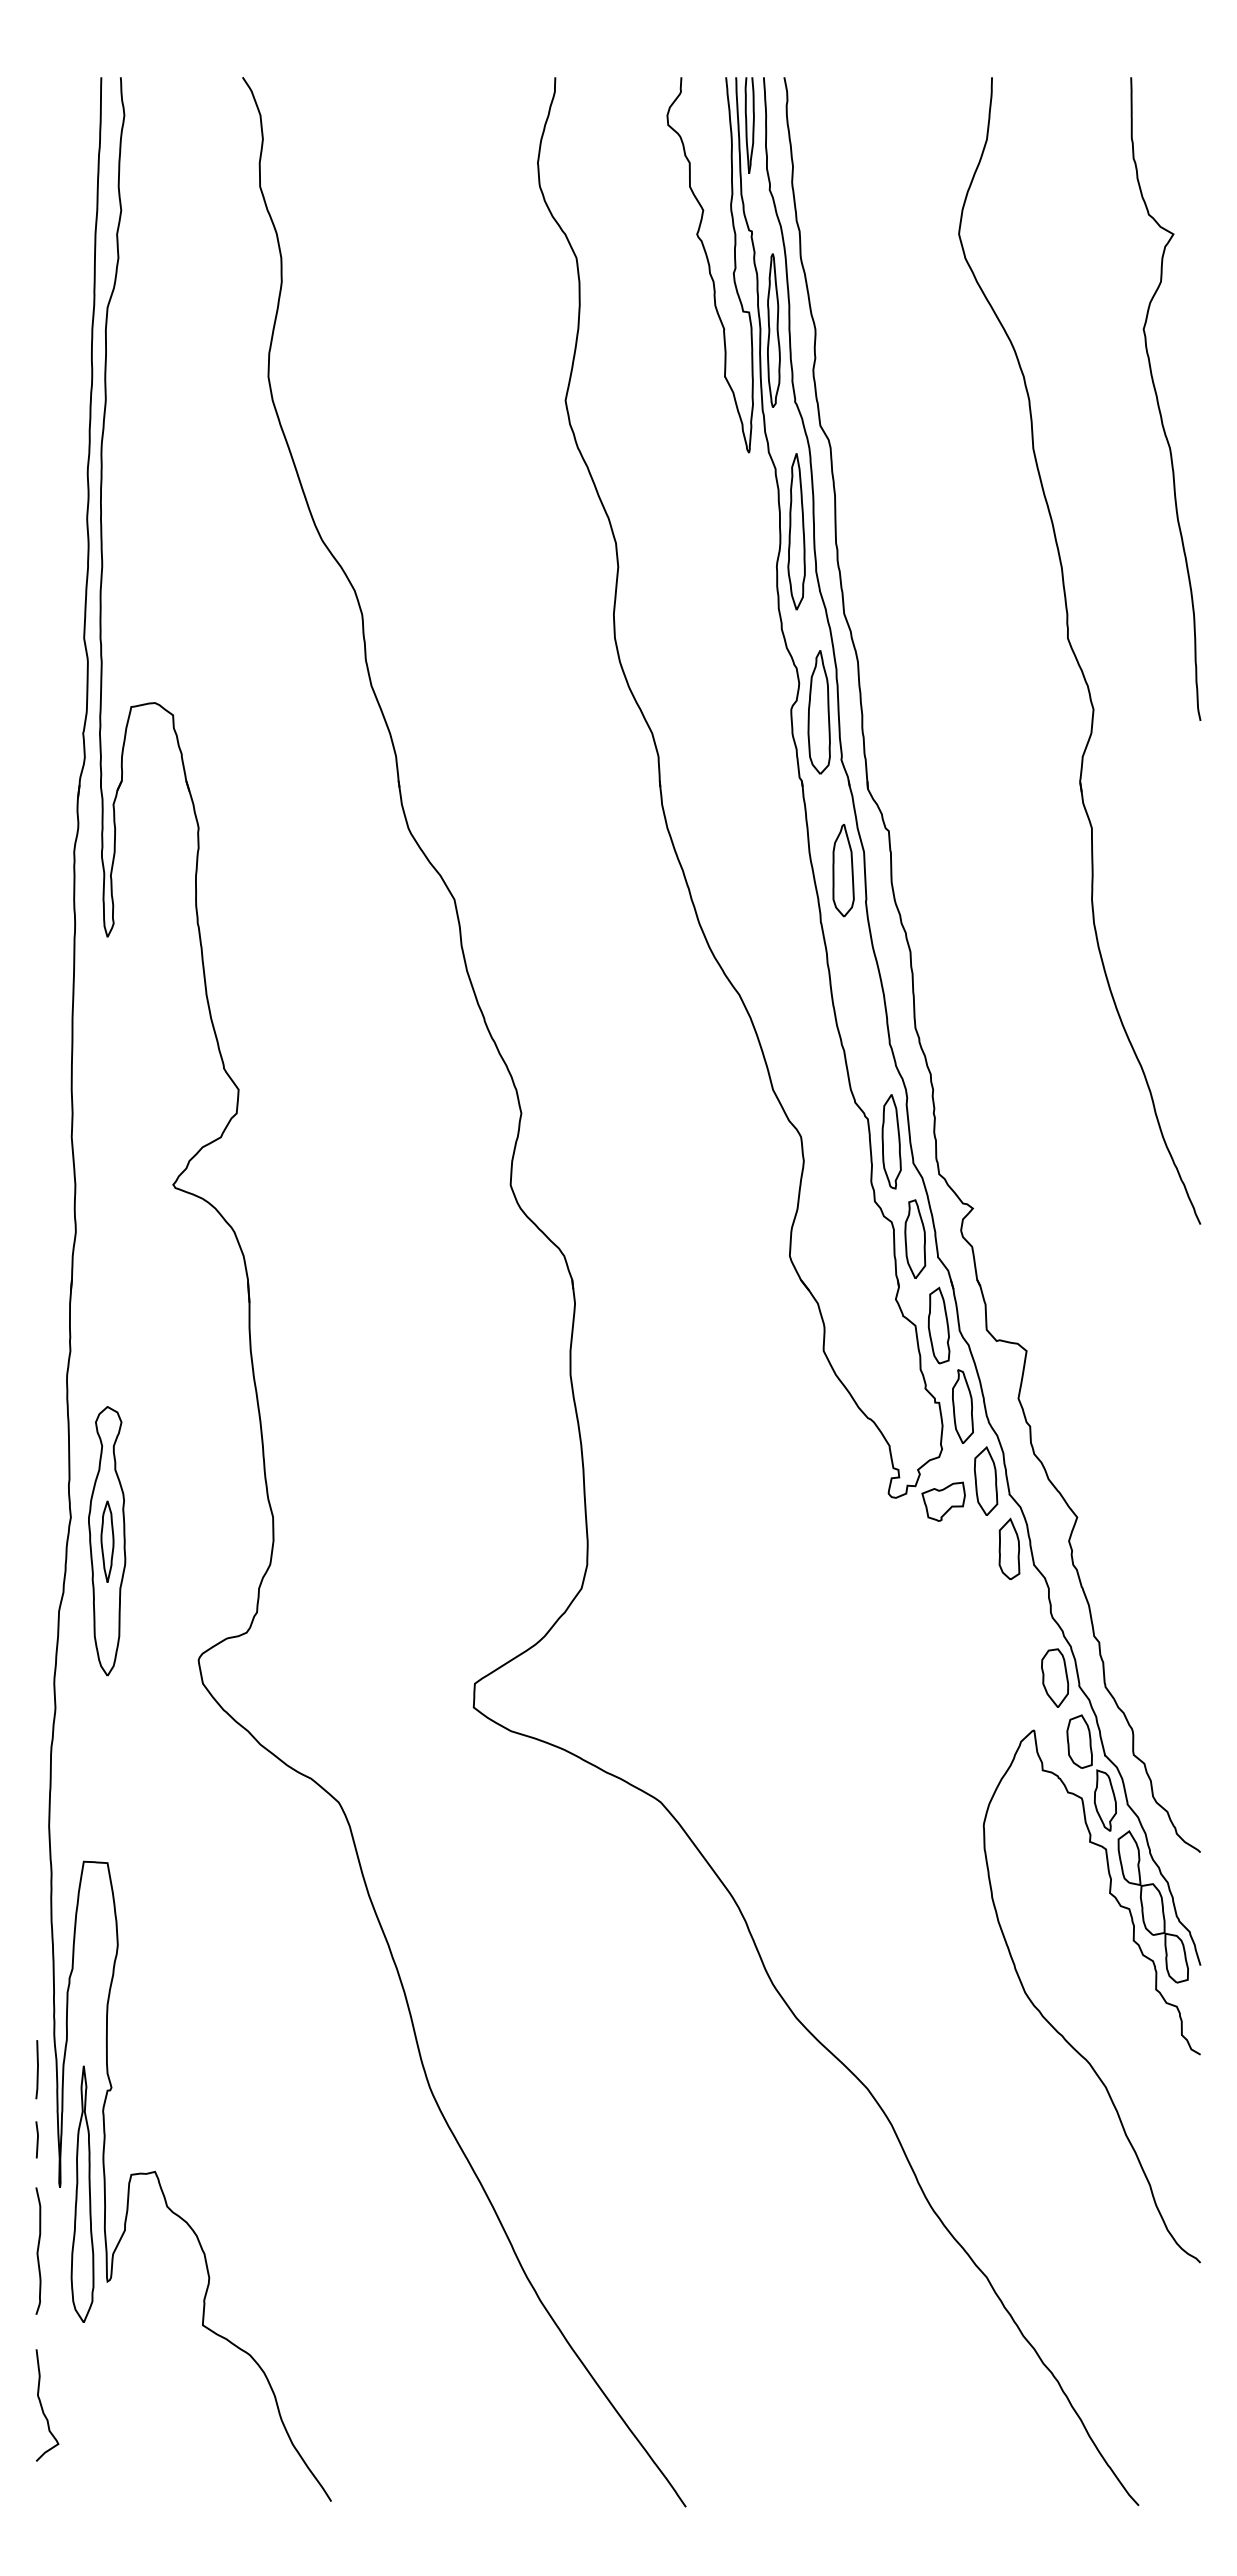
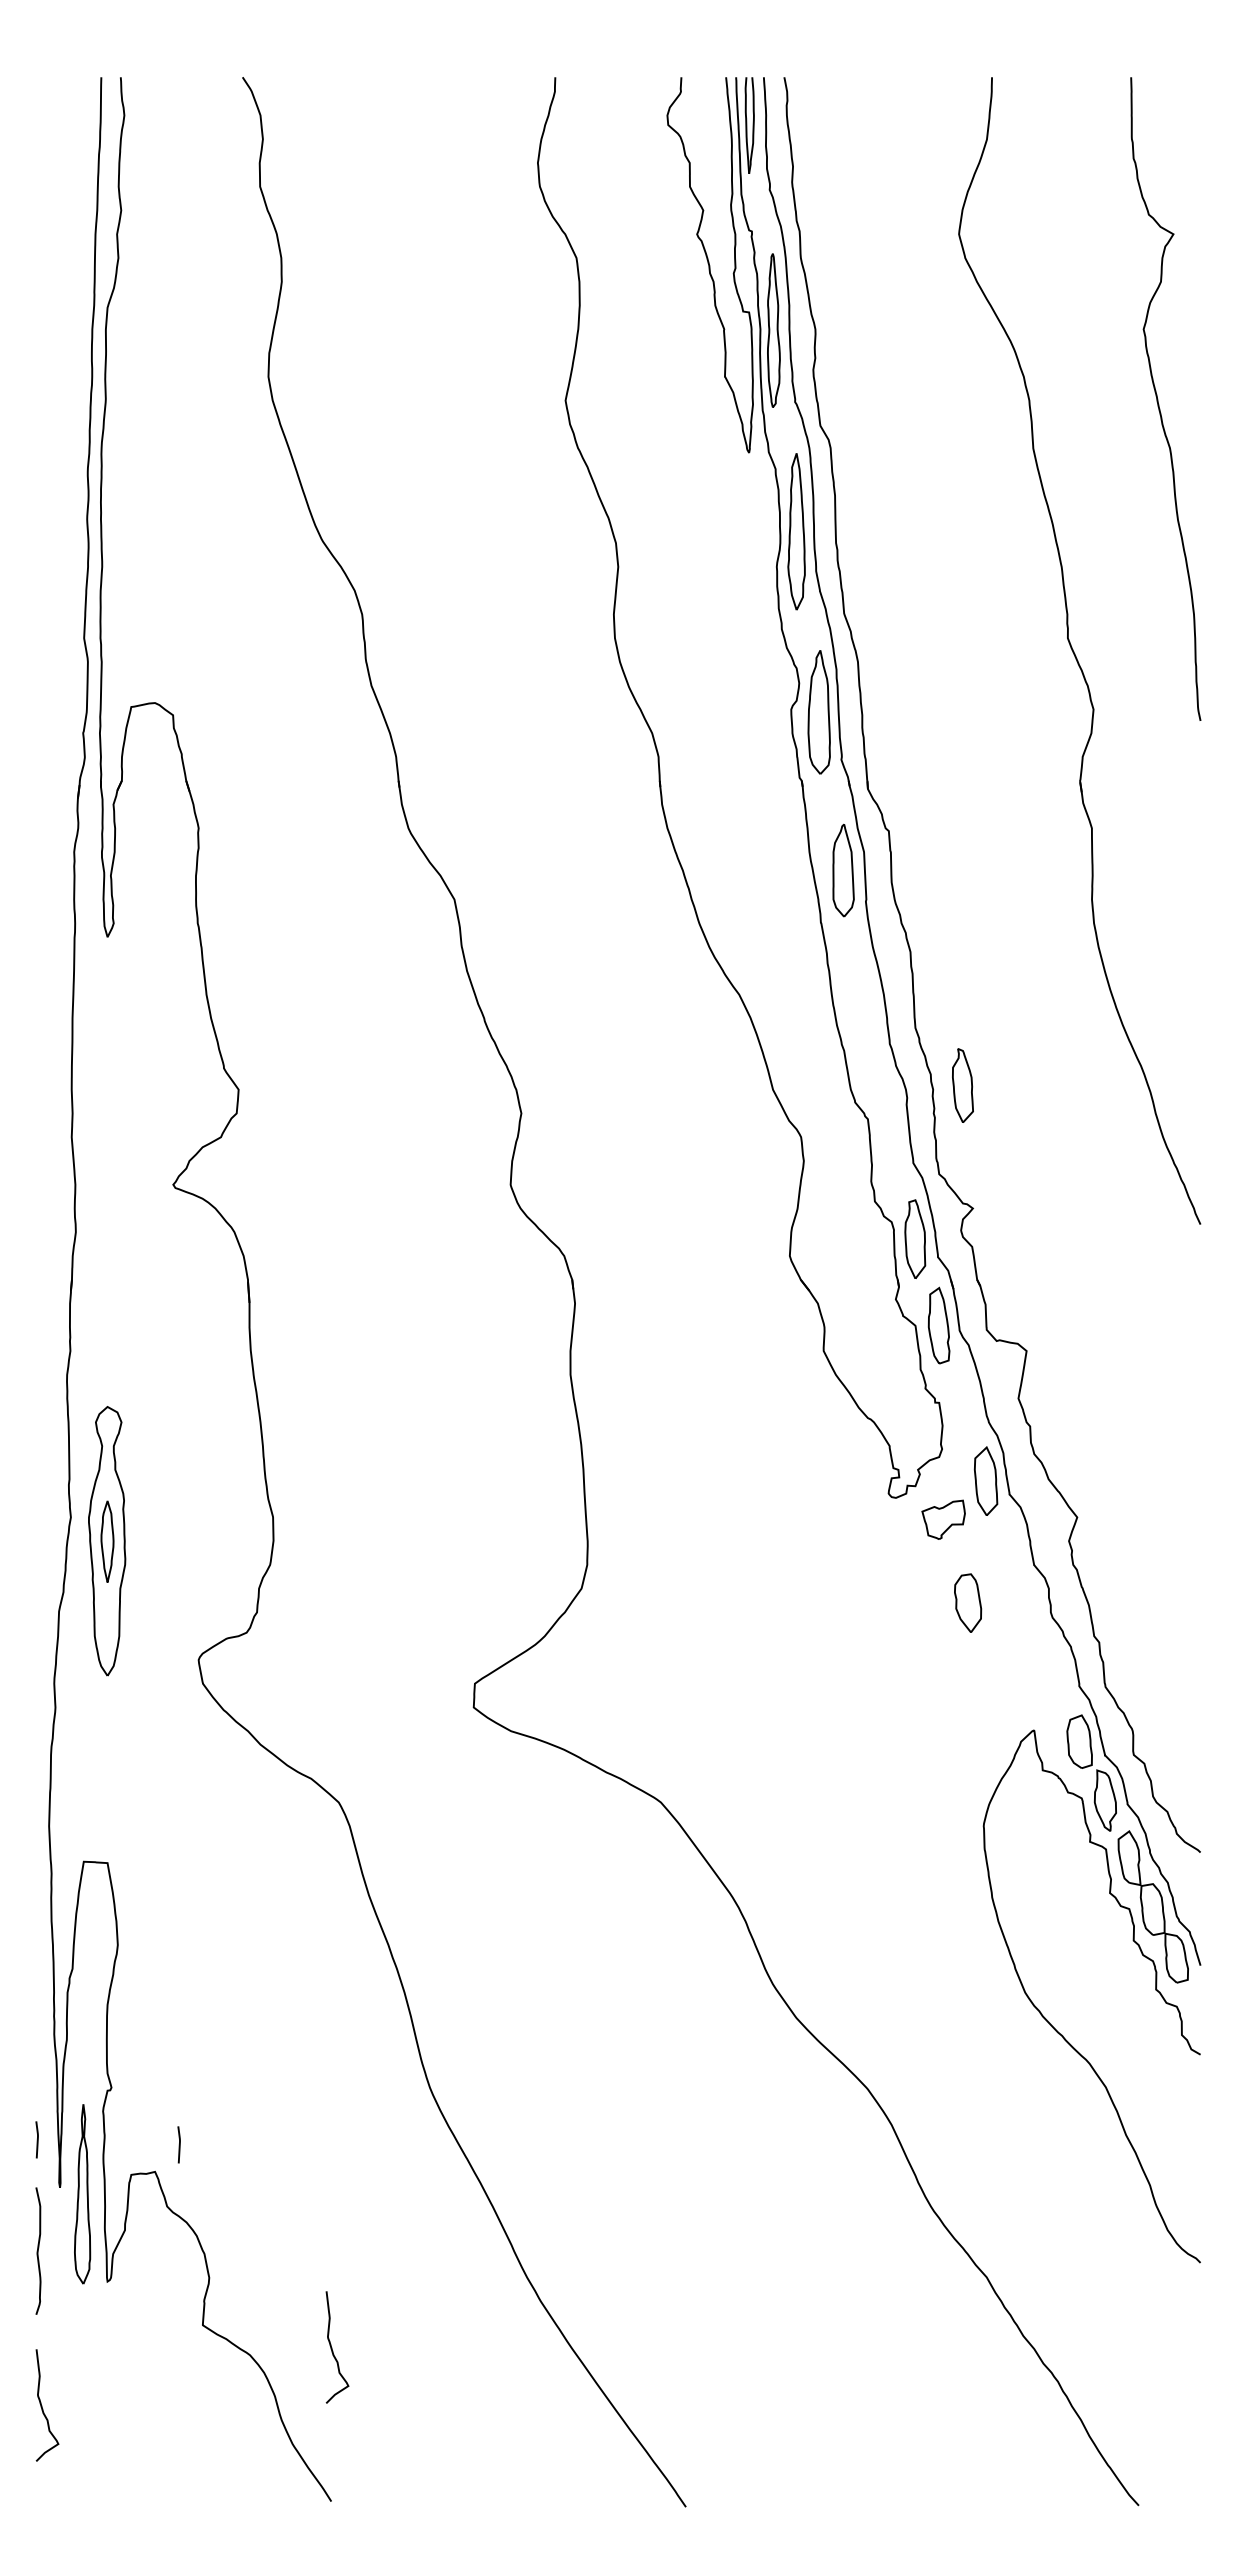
part: present -> none (891, 1141)
part position: (962, 1406) -> (962, 1085) (962, 1085)
part position: (943, 1501) -> (943, 1519) (943, 1519)
part: present -> none (1009, 1548)
part position: (1055, 1677) -> (968, 1602) (968, 1602)
line: present -> none (37, 2069)
line: none -> present (178, 2144)
part size: 25x258 px -> 18x181 px (82, 2194)
curve: none -> present (332, 2347)
